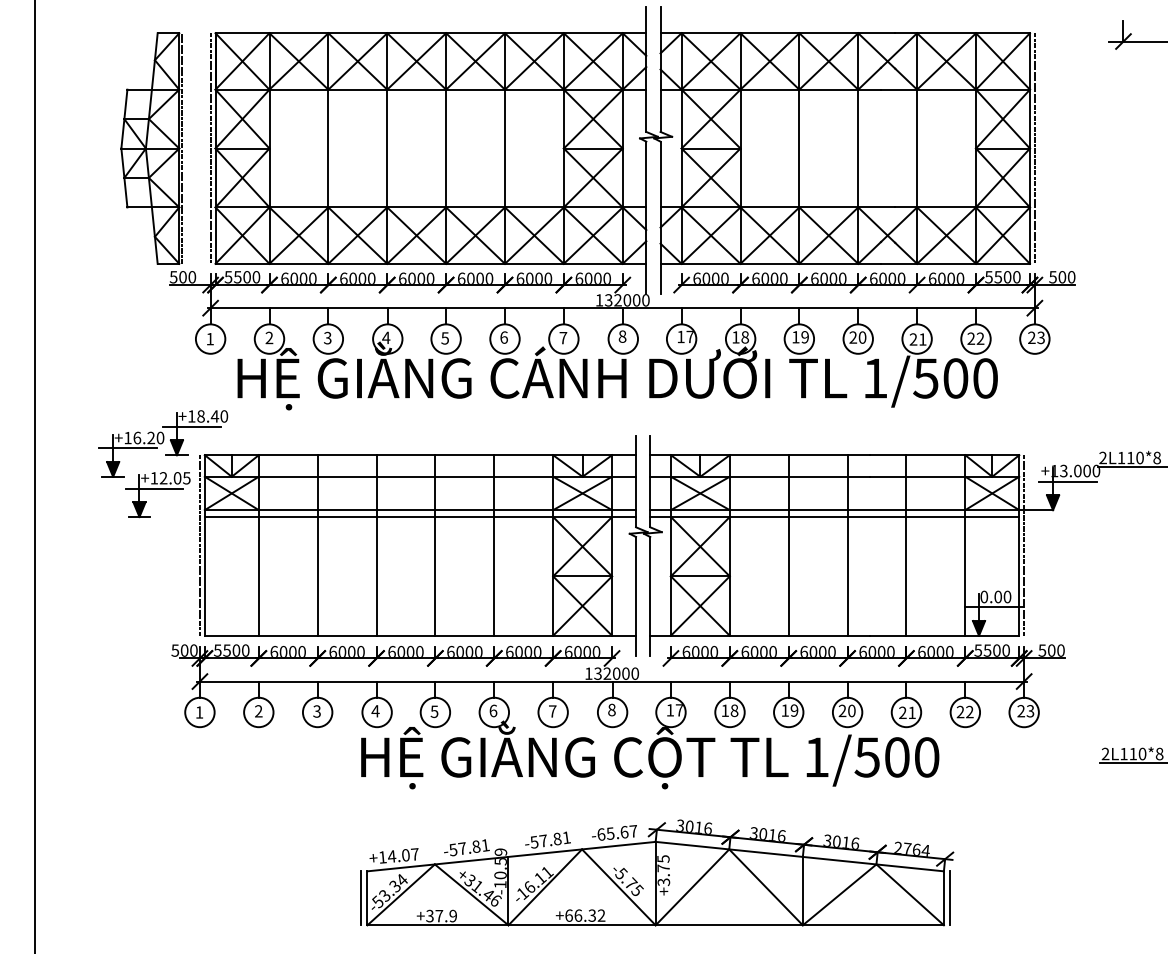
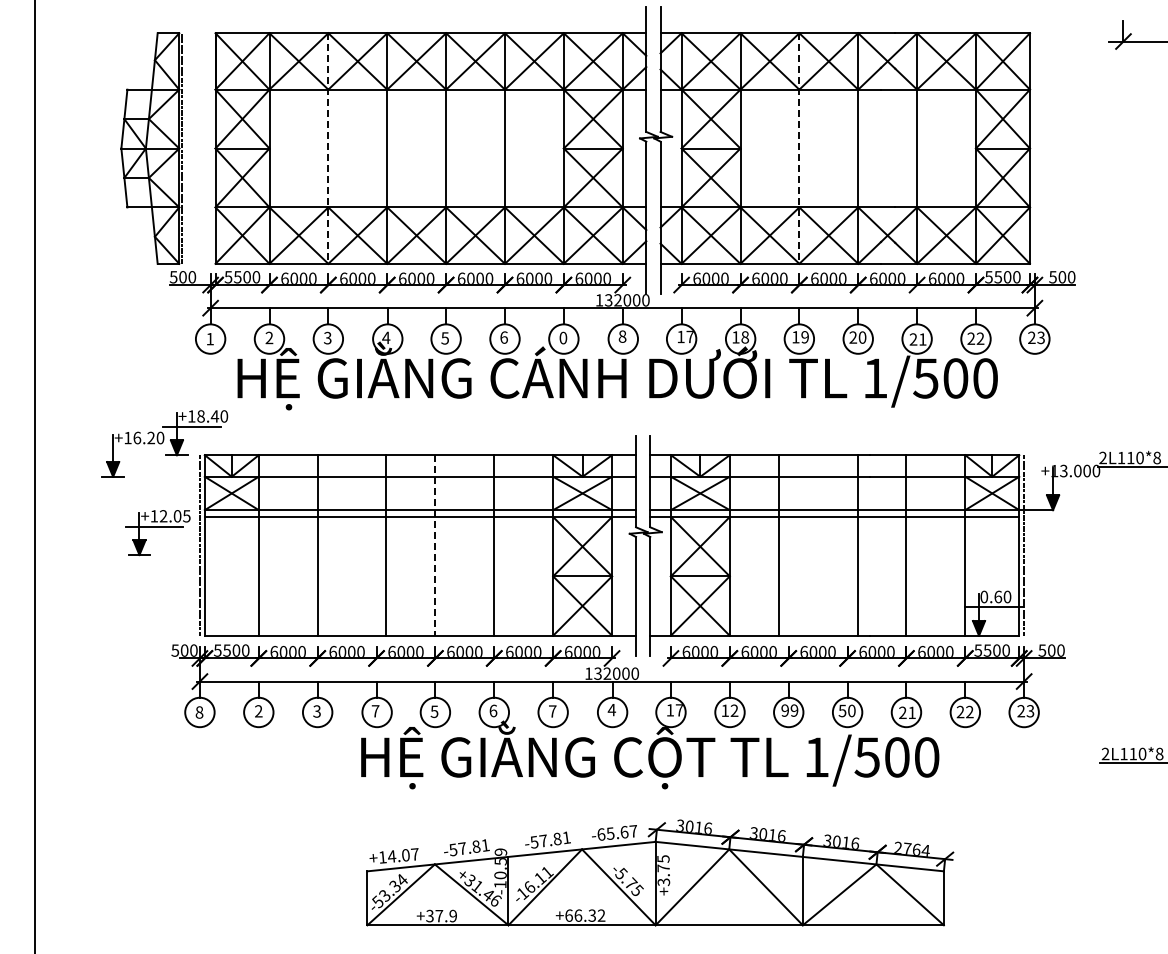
line: present -> none (210, 148)
line: present -> none (1034, 148)
line: solid -> dashed (328, 149)
line: solid -> dashed (799, 149)
text: 7 -> 0 (563, 337)
line: present -> none (127, 448)
line: present -> none (1067, 481)
part position: (157, 495) -> (157, 533) (157, 533)
line position: (376, 545) -> (385, 545) (385, 545)
line: solid -> dashed (435, 545)
line position: (788, 545) -> (778, 545) (778, 545)
line position: (847, 545) -> (857, 545) (857, 545)
text: 0.00 -> 0.60 (998, 596)
text: 8 -> 4 (611, 709)
text: 18 -> 12 (734, 710)
text: 19 -> 99 (784, 710)
text: 20 -> 50 (842, 710)
text: 4 -> 7 (375, 711)
text: 1 -> 8 (199, 712)
line: present -> none (361, 898)
line: present -> none (950, 898)
